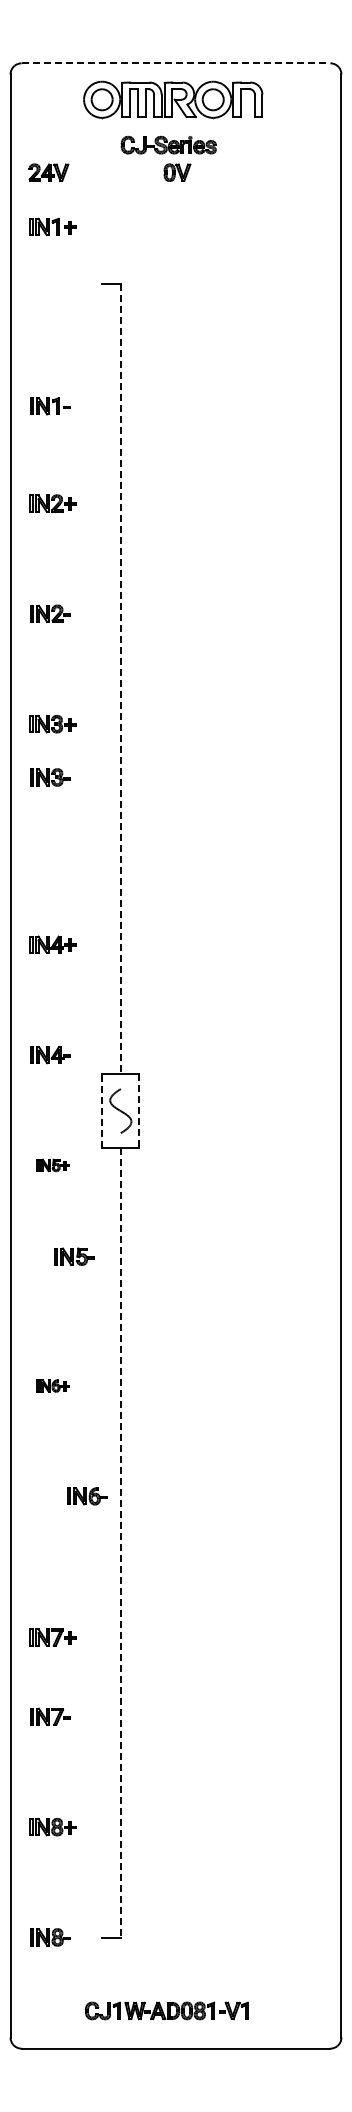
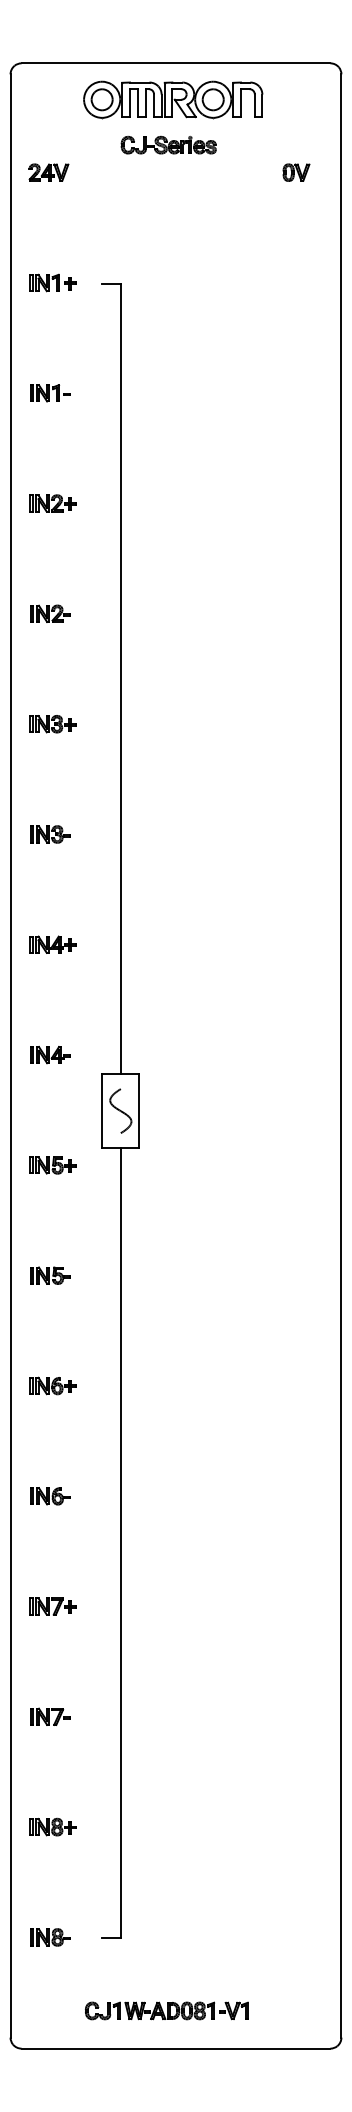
line: dashed -> solid (176, 63)
part position: (177, 172) -> (296, 172) (296, 172)
part position: (52, 226) -> (52, 282) (52, 282)
part position: (50, 406) -> (50, 393) (50, 393)
line: dashed -> solid (120, 679)
part position: (50, 777) -> (50, 834) (50, 834)
line: dashed -> solid (102, 1111)
line: dashed -> solid (139, 1111)
part size: 34x15 px -> 48x19 px (52, 1165)
part position: (74, 1256) -> (50, 1275) (50, 1275)
part size: 34x14 px -> 48x20 px (52, 1385)
part position: (87, 1496) -> (50, 1496) (50, 1496)
line: dashed -> solid (120, 1543)
part position: (52, 1637) -> (52, 1606) (52, 1606)
